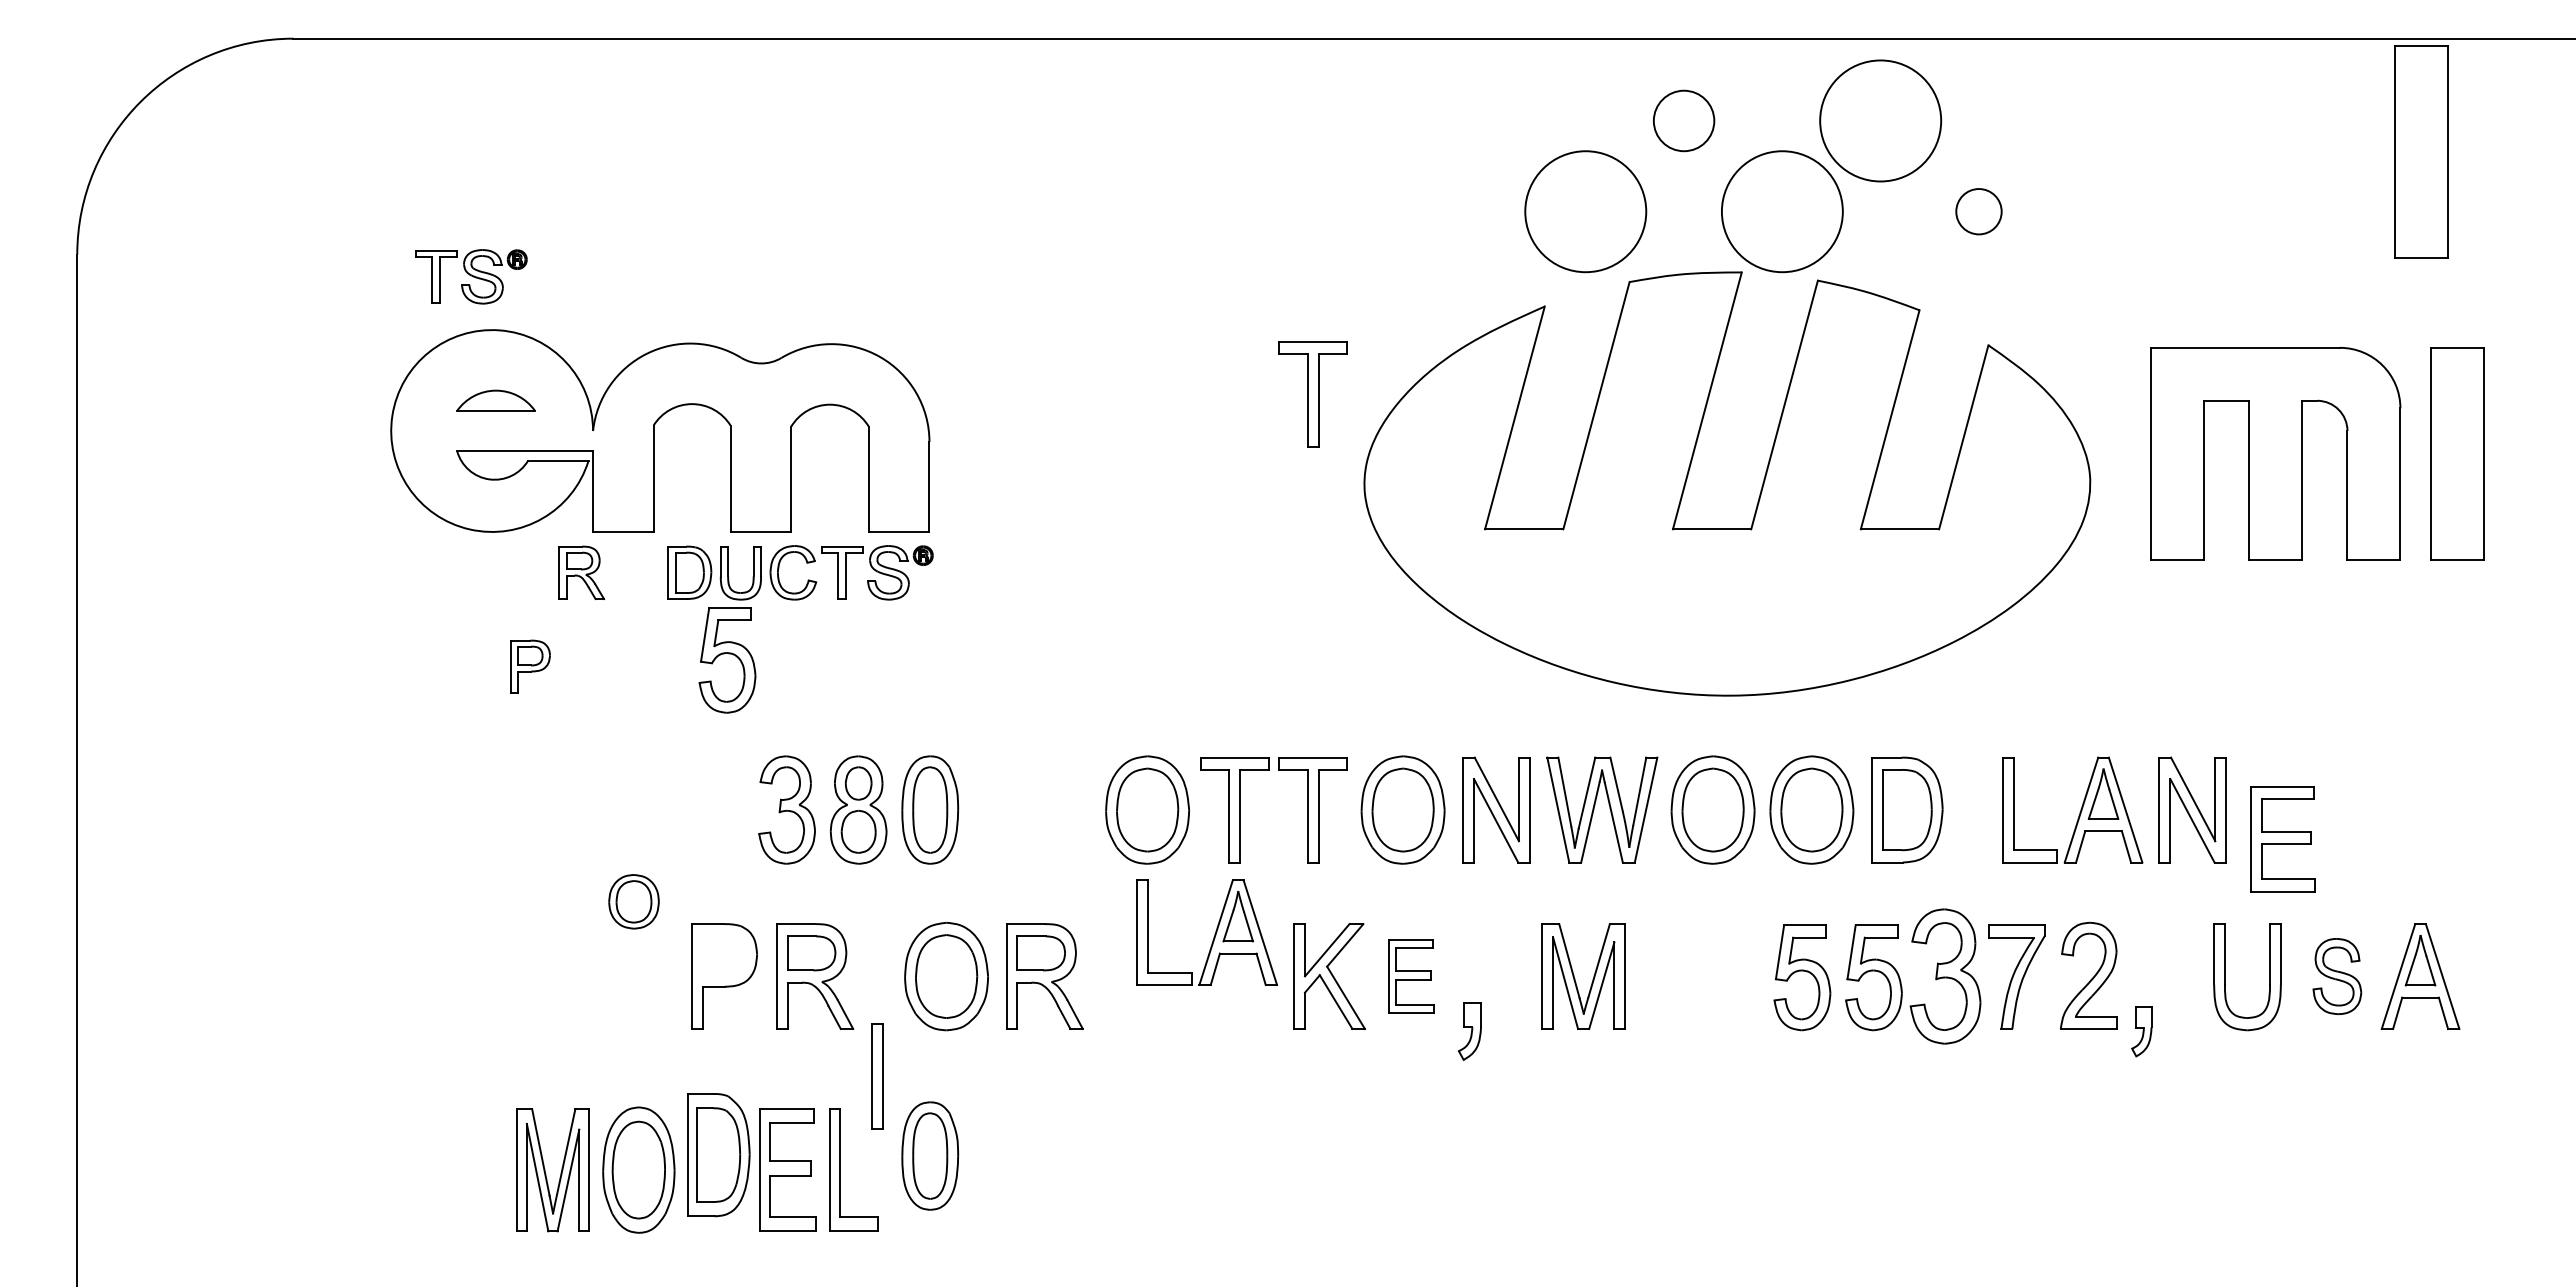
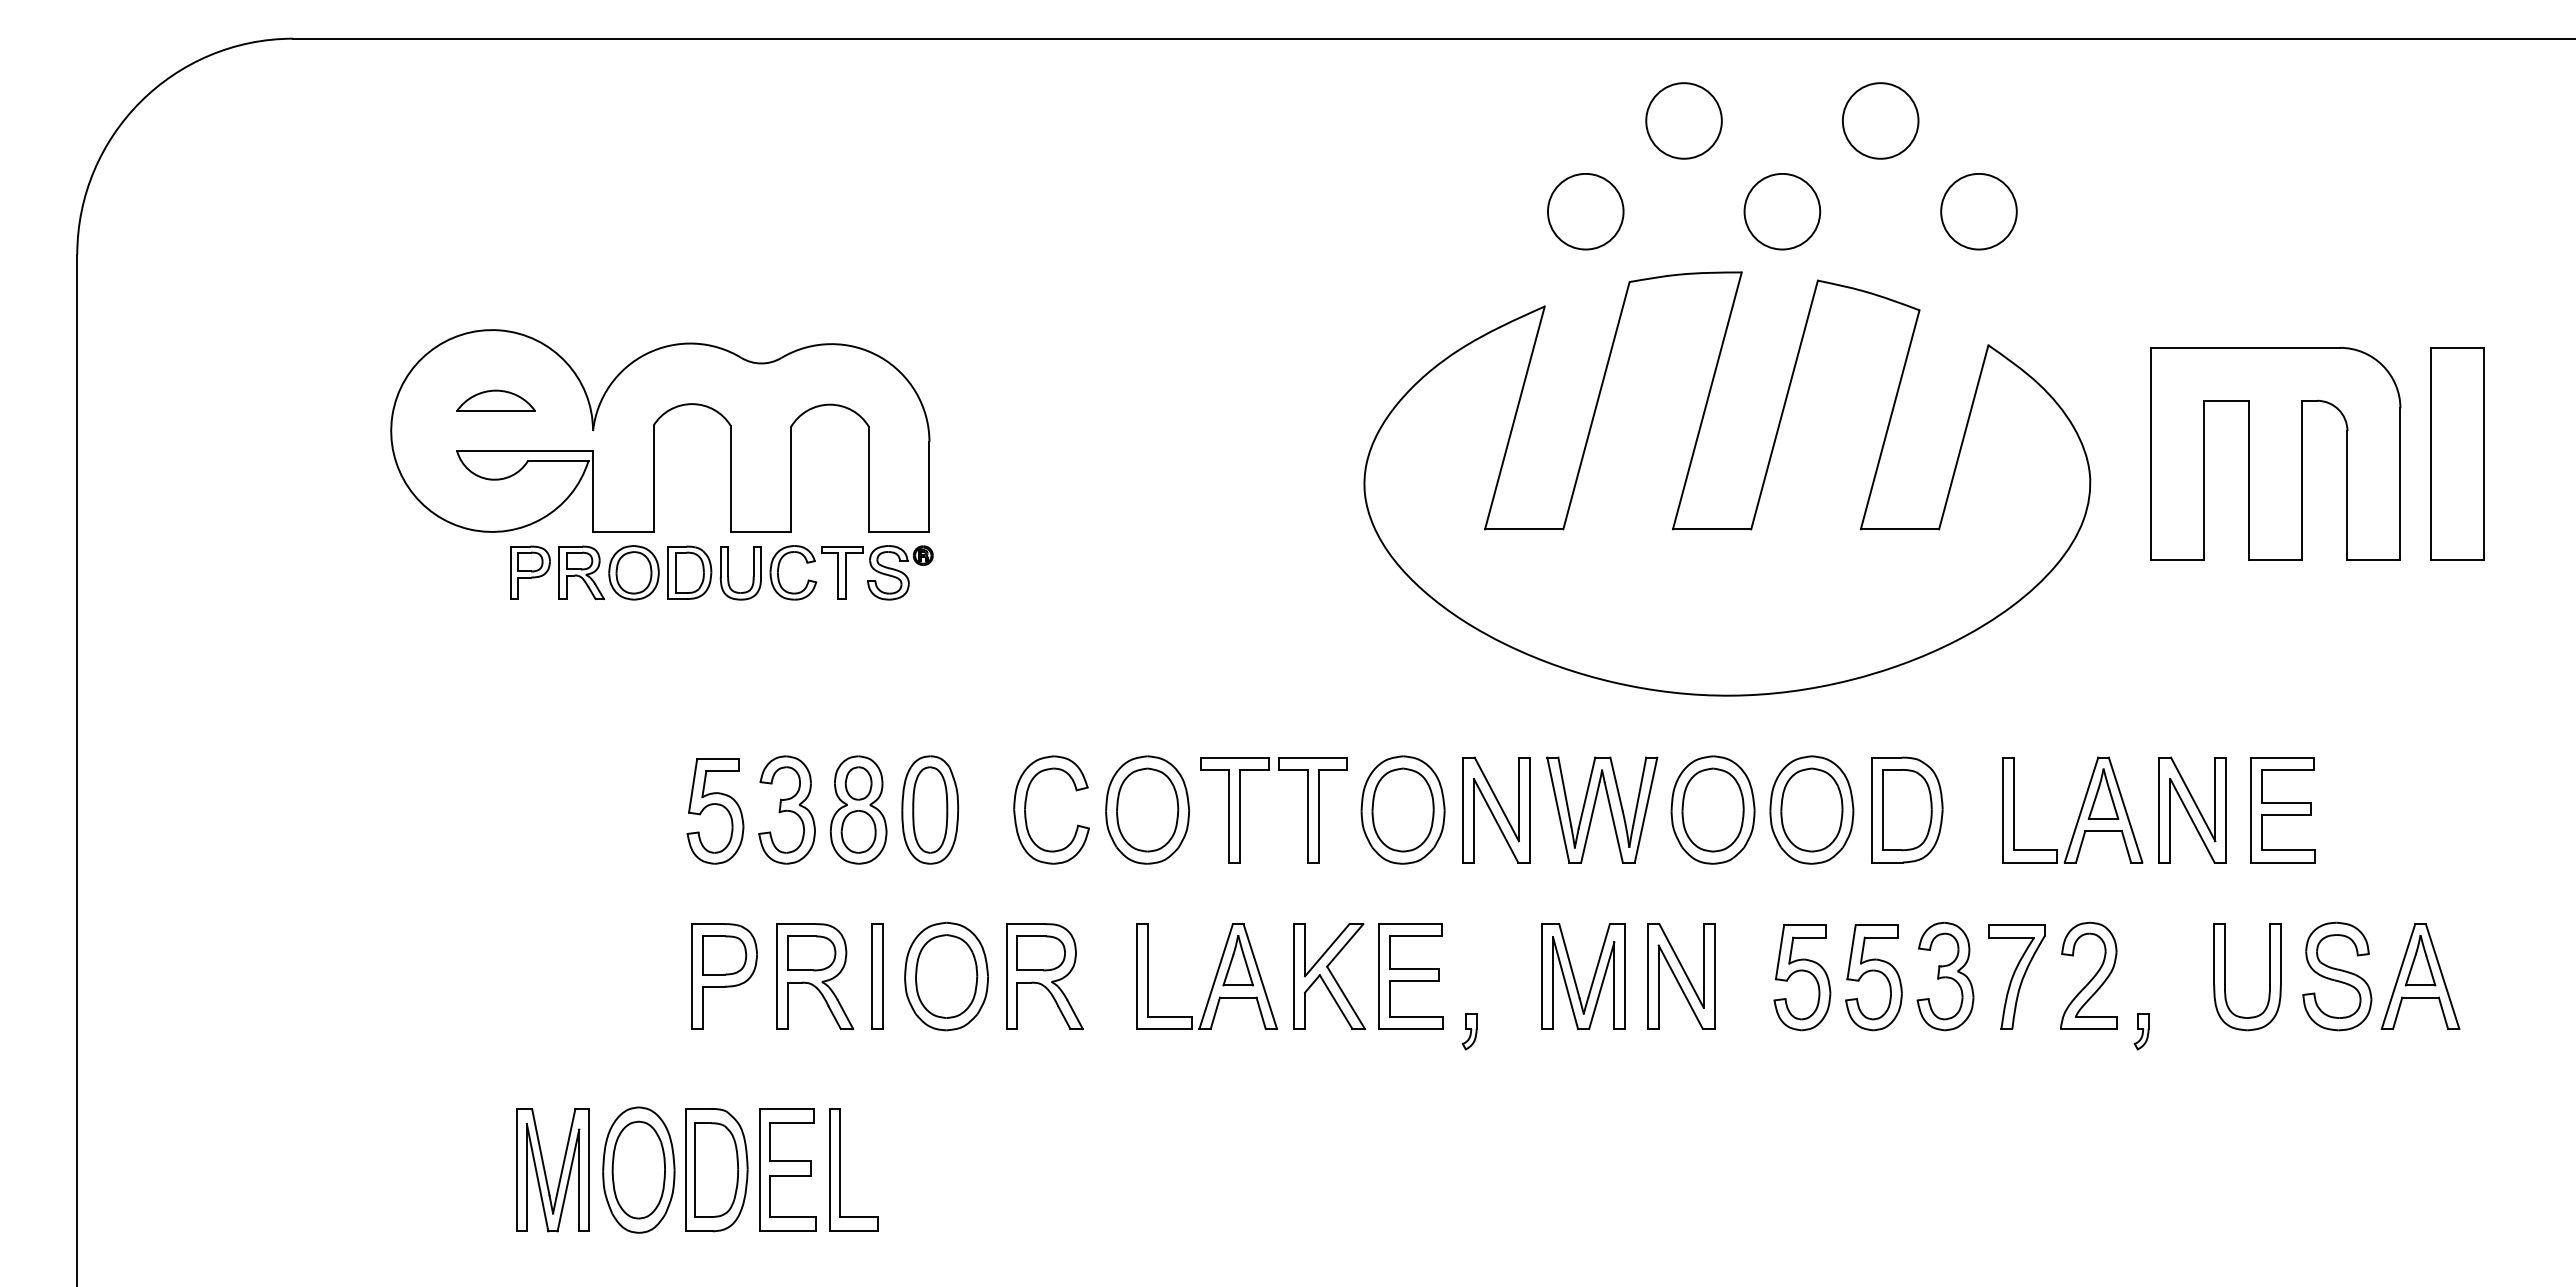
circle diameter: 60 px -> 76 px (1683, 120)
circle diameter: 121 px -> 76 px (1880, 120)
part: present -> none (2421, 151)
circle diameter: 121 px -> 76 px (1585, 211)
circle diameter: 121 px -> 76 px (1782, 211)
circle diameter: 45 px -> 76 px (1978, 211)
part: present -> none (471, 276)
part: present -> none (1312, 394)
part position: (728, 654) -> (716, 805) (716, 805)
part position: (530, 666) -> (530, 572) (530, 572)
part: none -> present (1026, 806)
part position: (2282, 839) -> (2282, 810) (2282, 810)
part position: (633, 901) -> (633, 572) (633, 572)
part position: (1214, 933) -> (1214, 977) (1214, 977)
part: none -> present (724, 955)
part size: 47x75 px -> 66x107 px (1410, 976)
part: none -> present (1681, 976)
part size: 73x137 px -> 59x111 px (1945, 976)
part size: 51x78 px -> 71x111 px (2337, 976)
part size: 24x59 px -> 17x38 px (1469, 1031)
part size: 22x52 px -> 17x38 px (2141, 1031)
part position: (877, 1076) -> (877, 976) (877, 976)
part position: (718, 1155) -> (716, 1170) (716, 1170)
part: present -> none (930, 1155)
